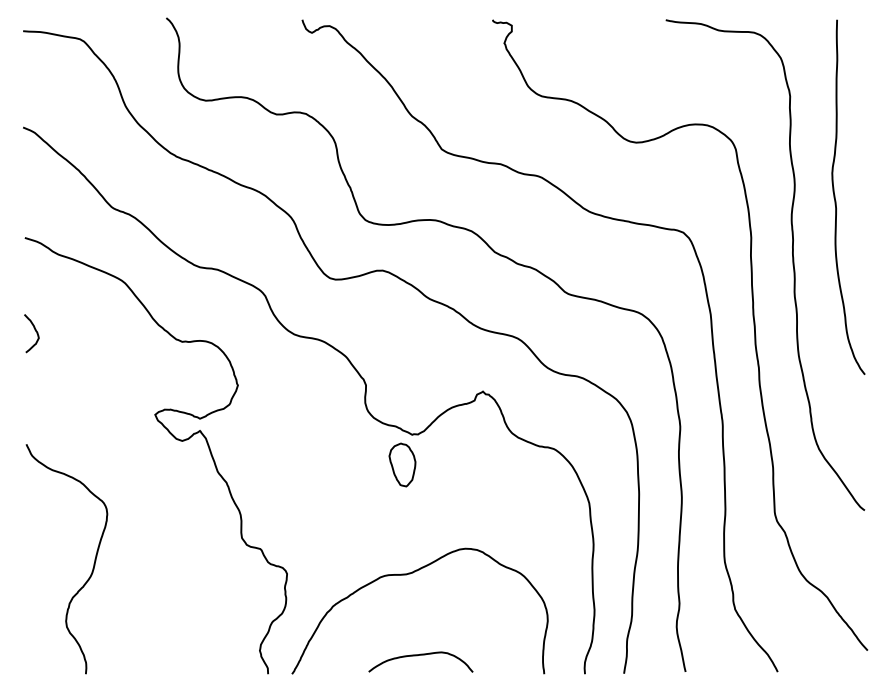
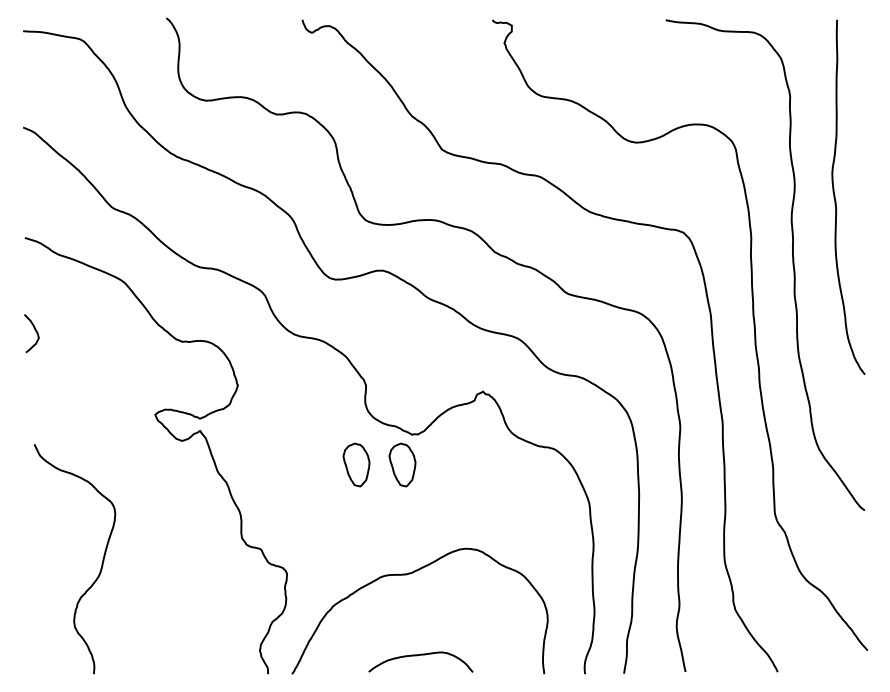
part: none -> present (356, 464)
curve position: (93, 563) -> (101, 563) (101, 563)
